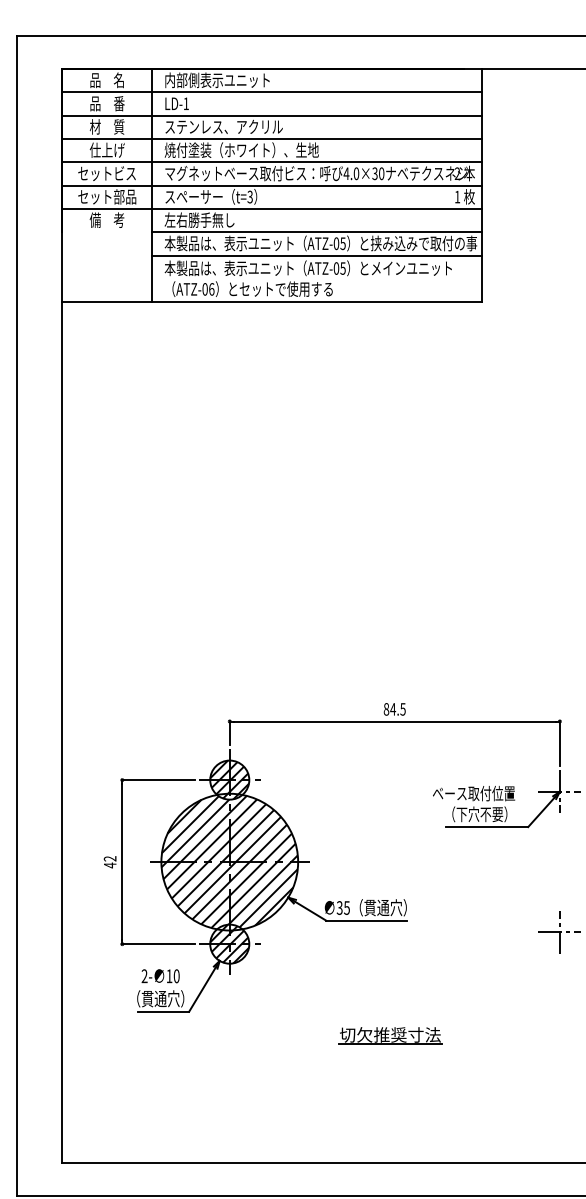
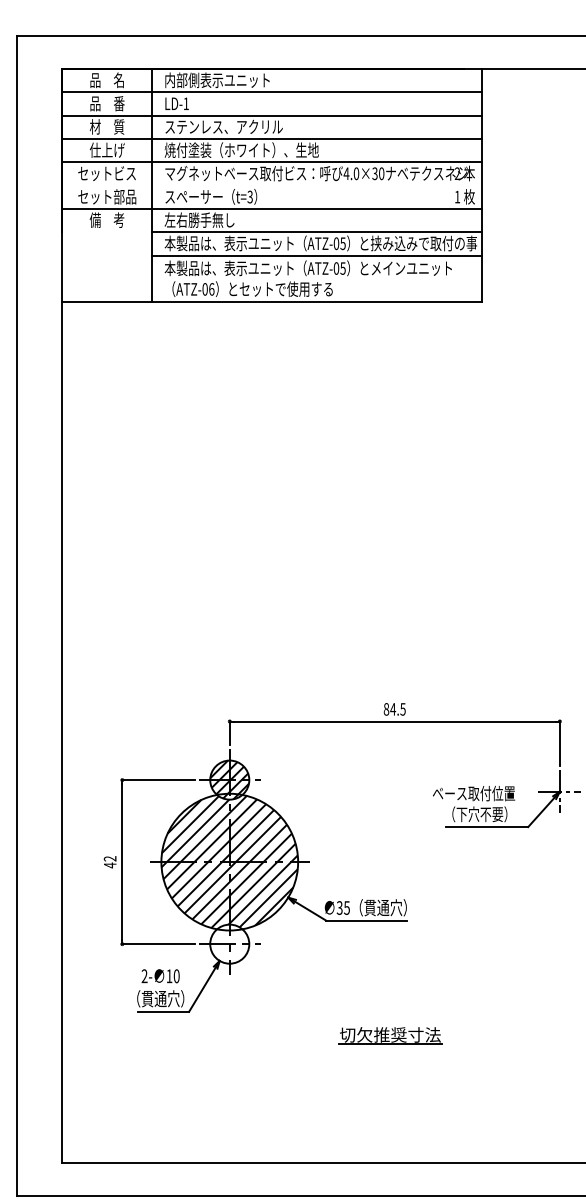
line: present -> none (271, 185)
part: present -> none (559, 932)
hatch: present -> none (229, 943)
